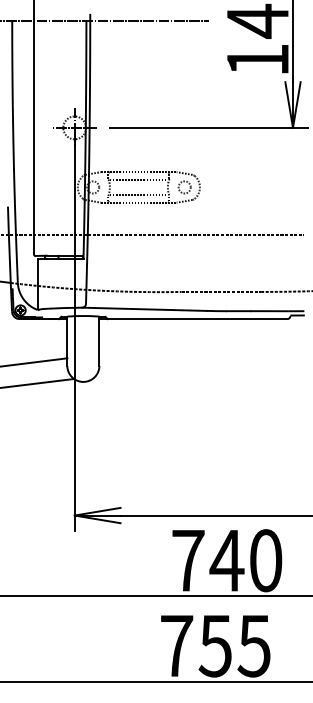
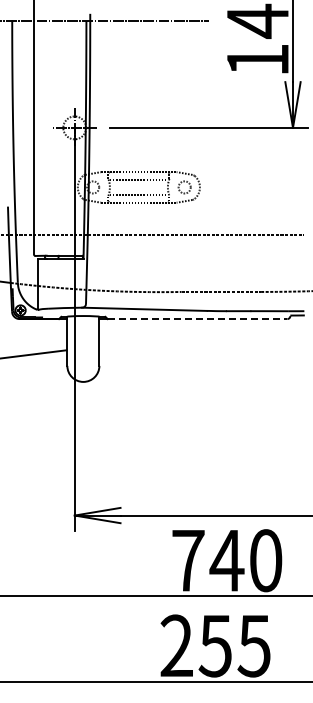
line: solid -> dashed (197, 319)
line position: (34, 362) -> (34, 354) (34, 354)
line: present -> none (38, 382)
text: 755 -> 255 (176, 645)
